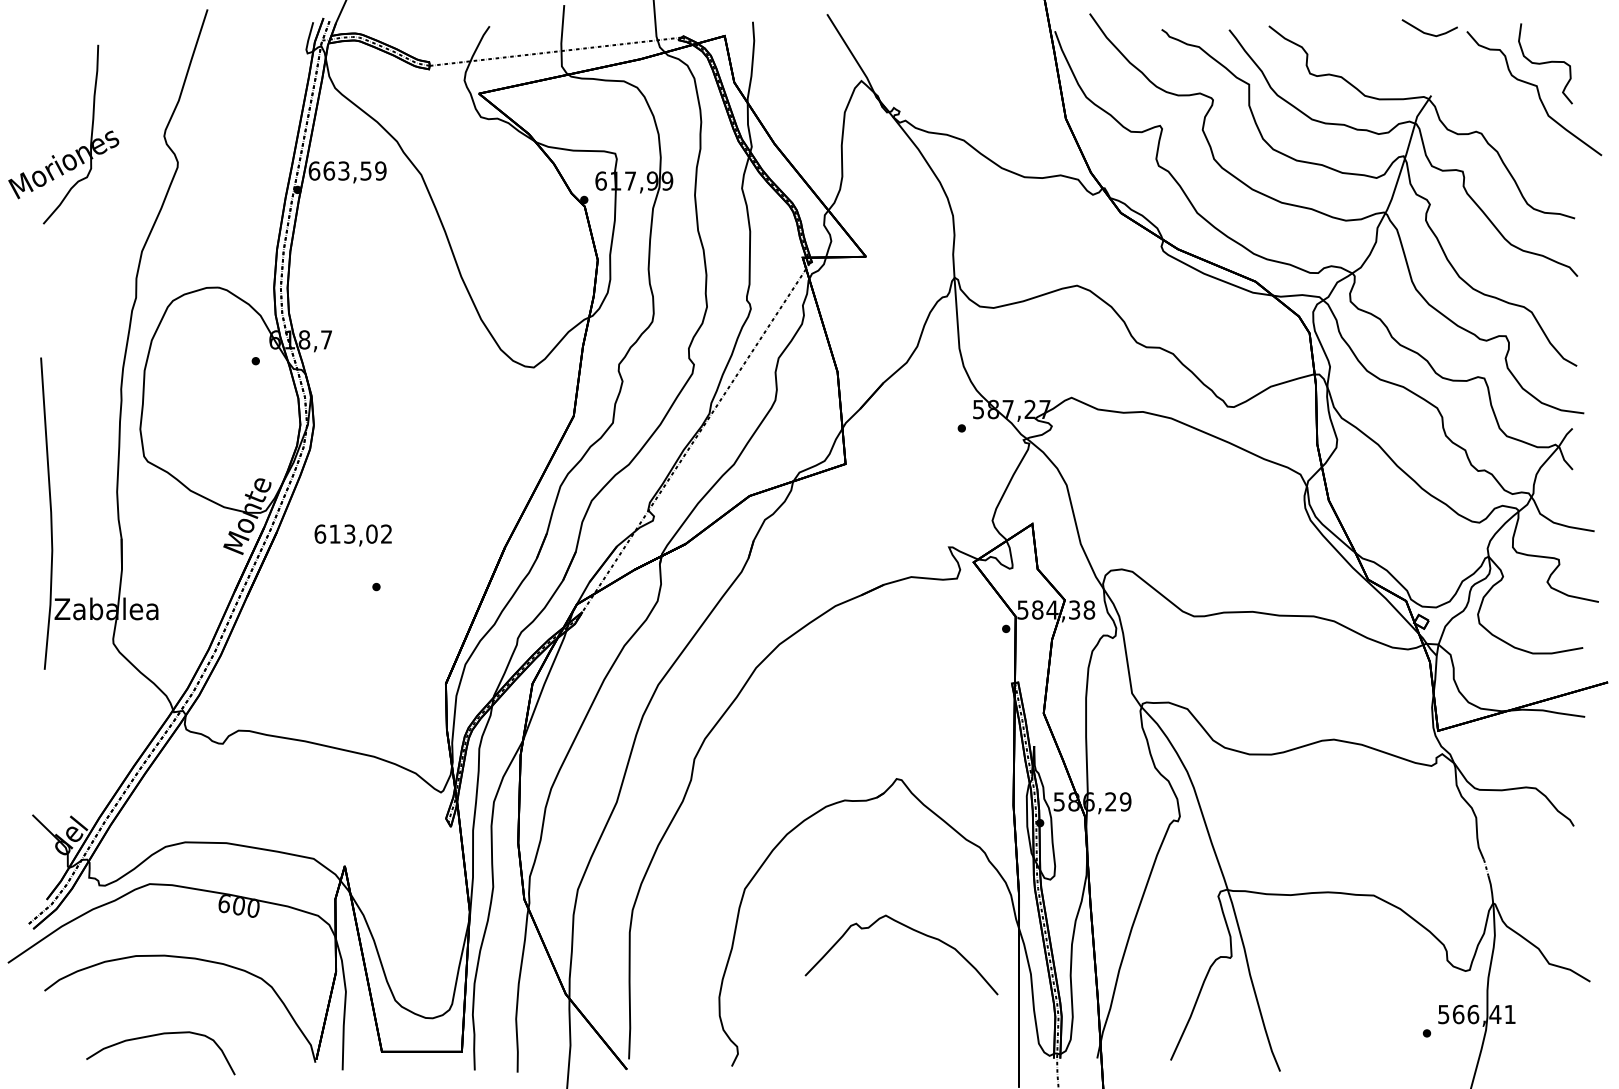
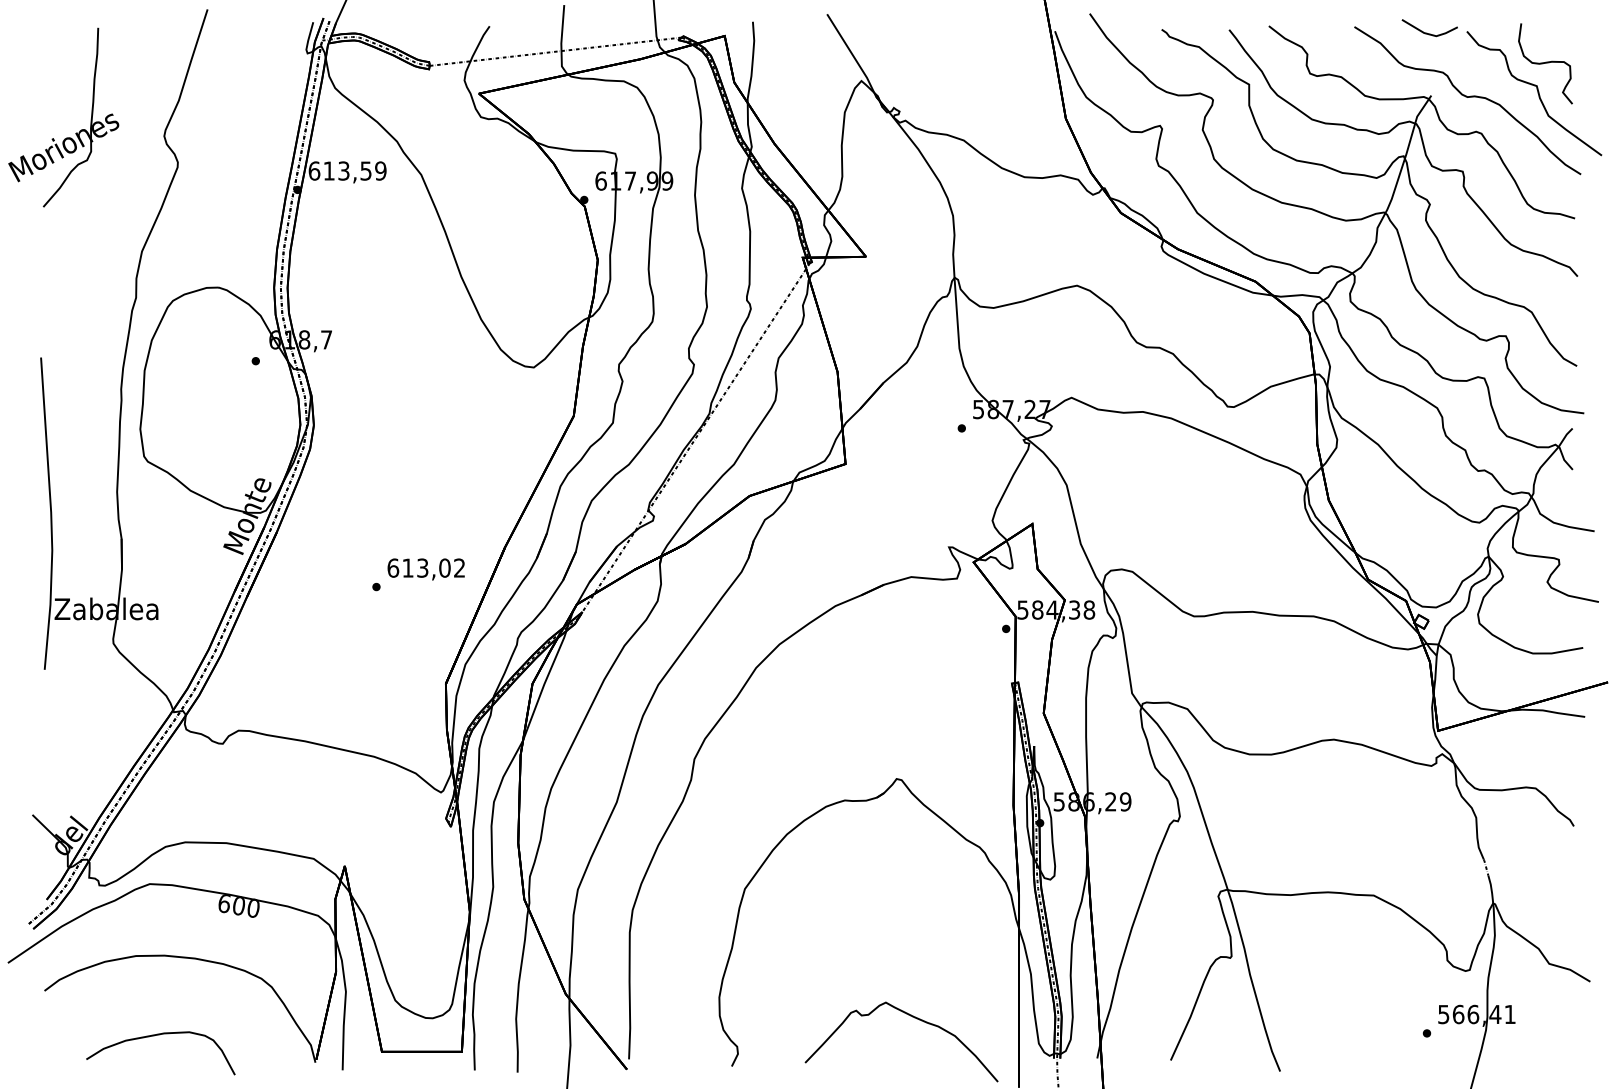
curve: none -> present (1467, 97)
part position: (76, 149) -> (76, 132) (76, 132)
text: 663,59 -> 613,59 (329, 170)
text position: (352, 535) -> (425, 569) (425, 569)
curve position: (912, 930) -> (912, 1017) (912, 1017)
